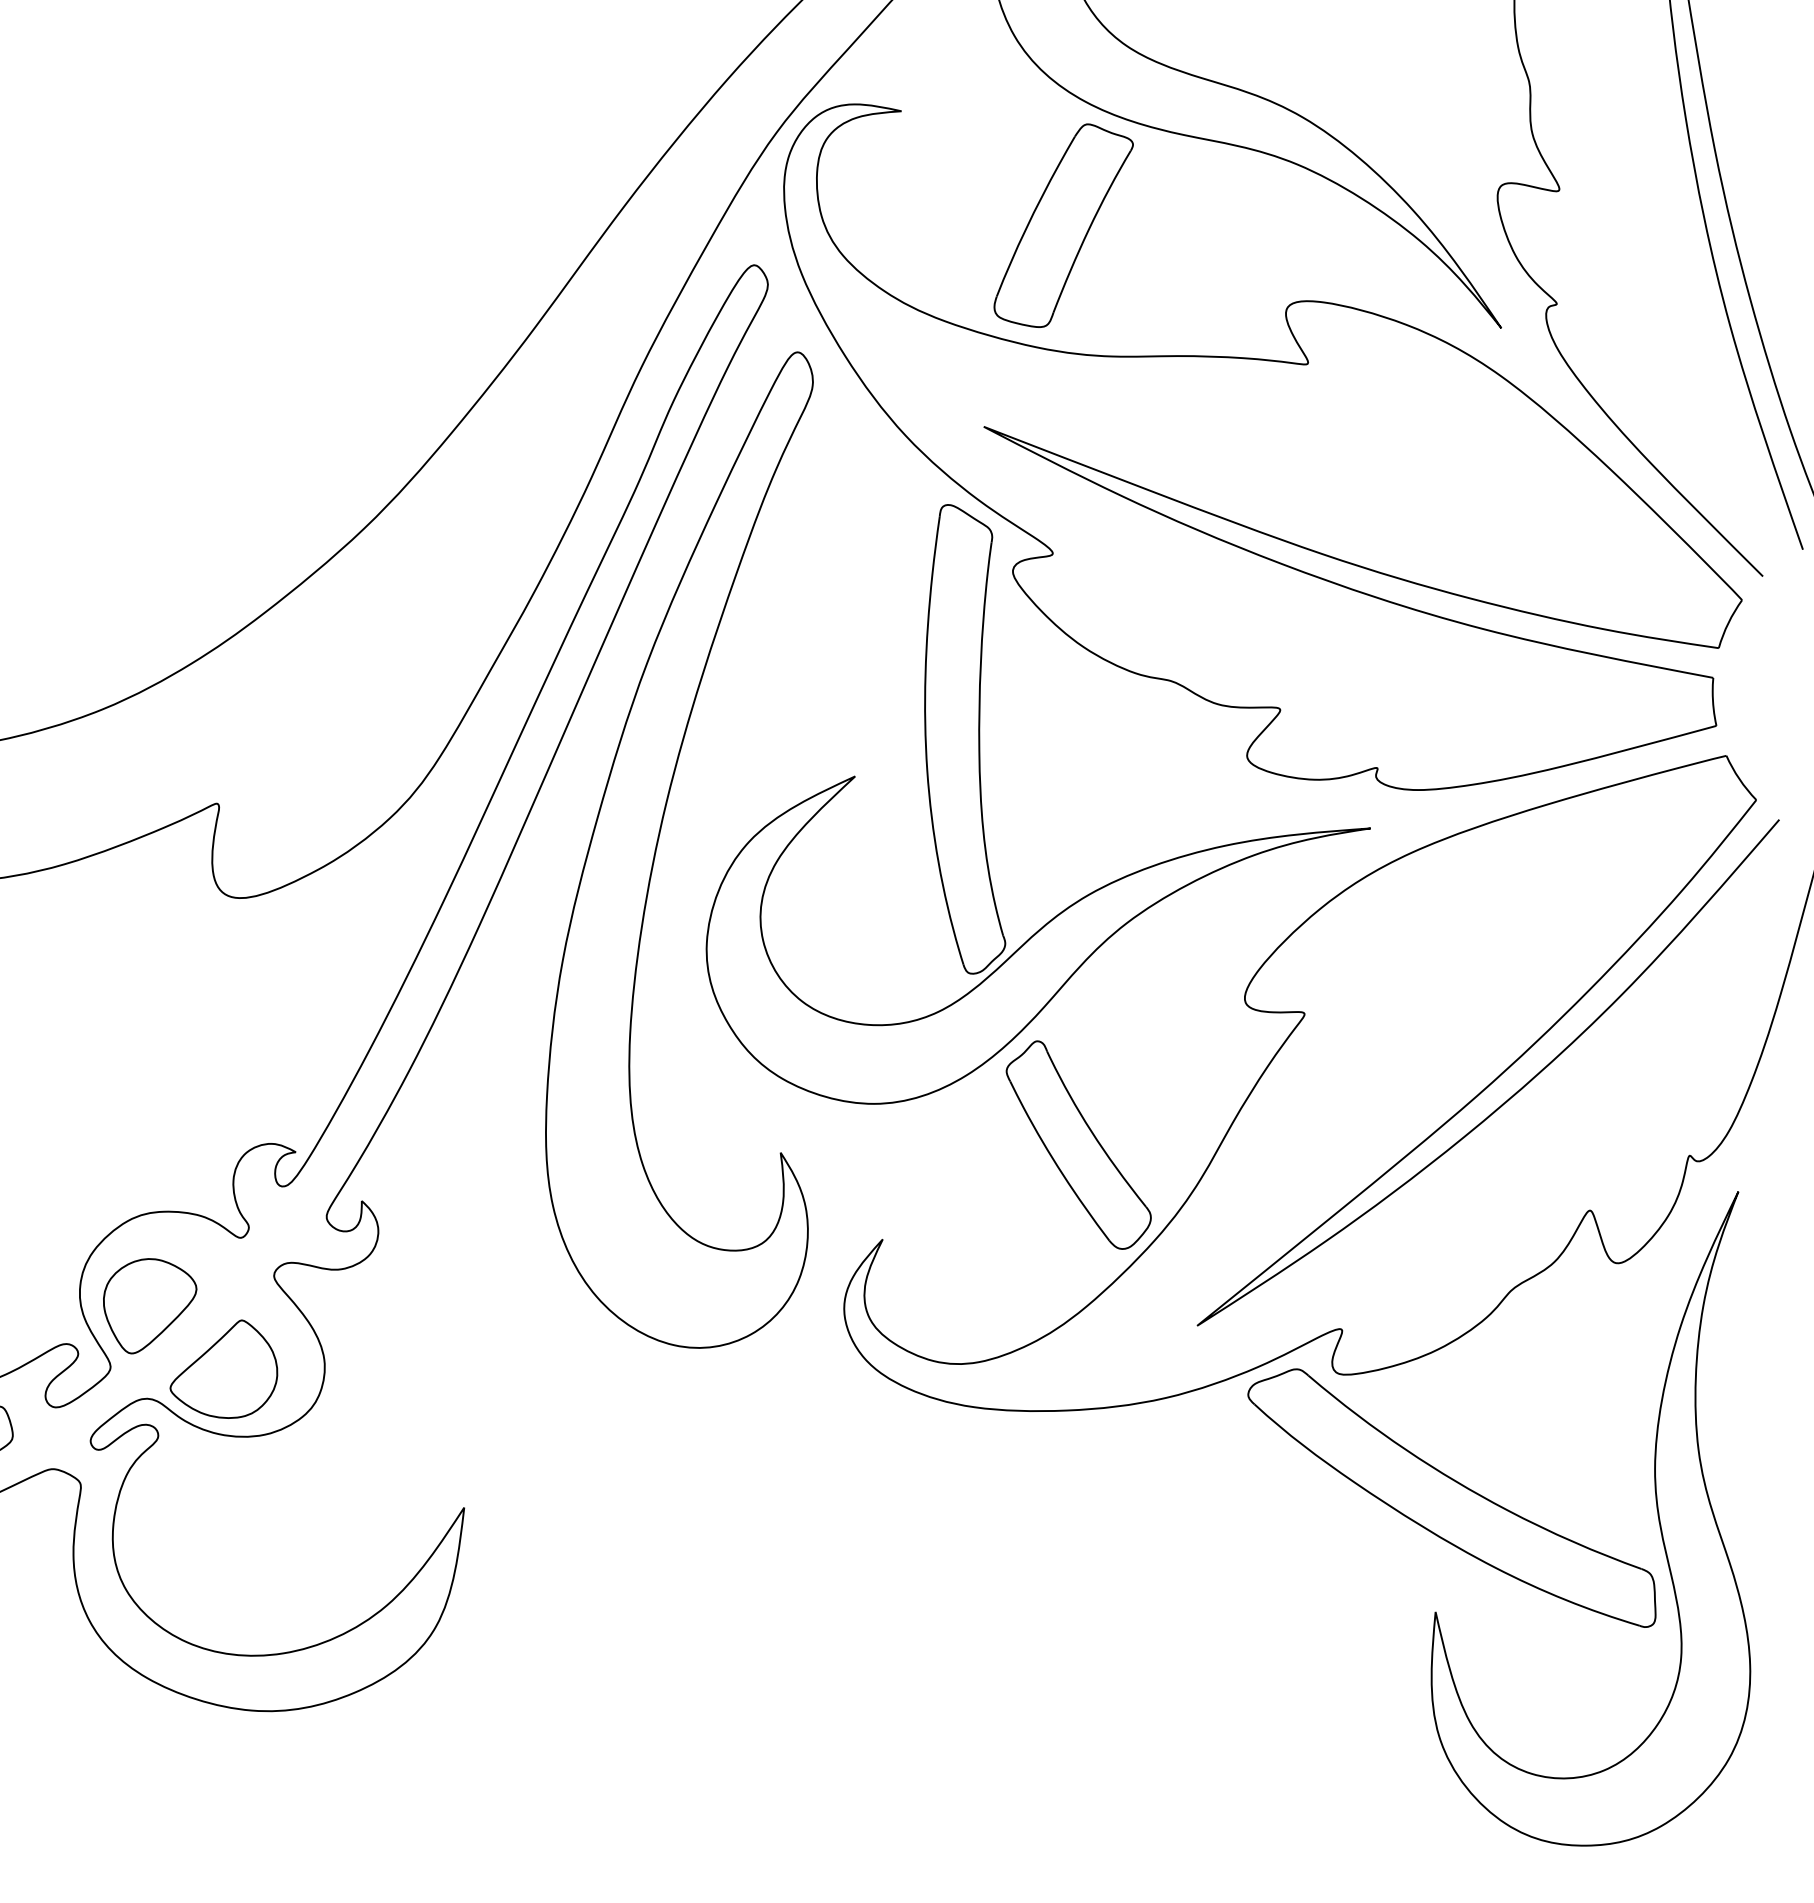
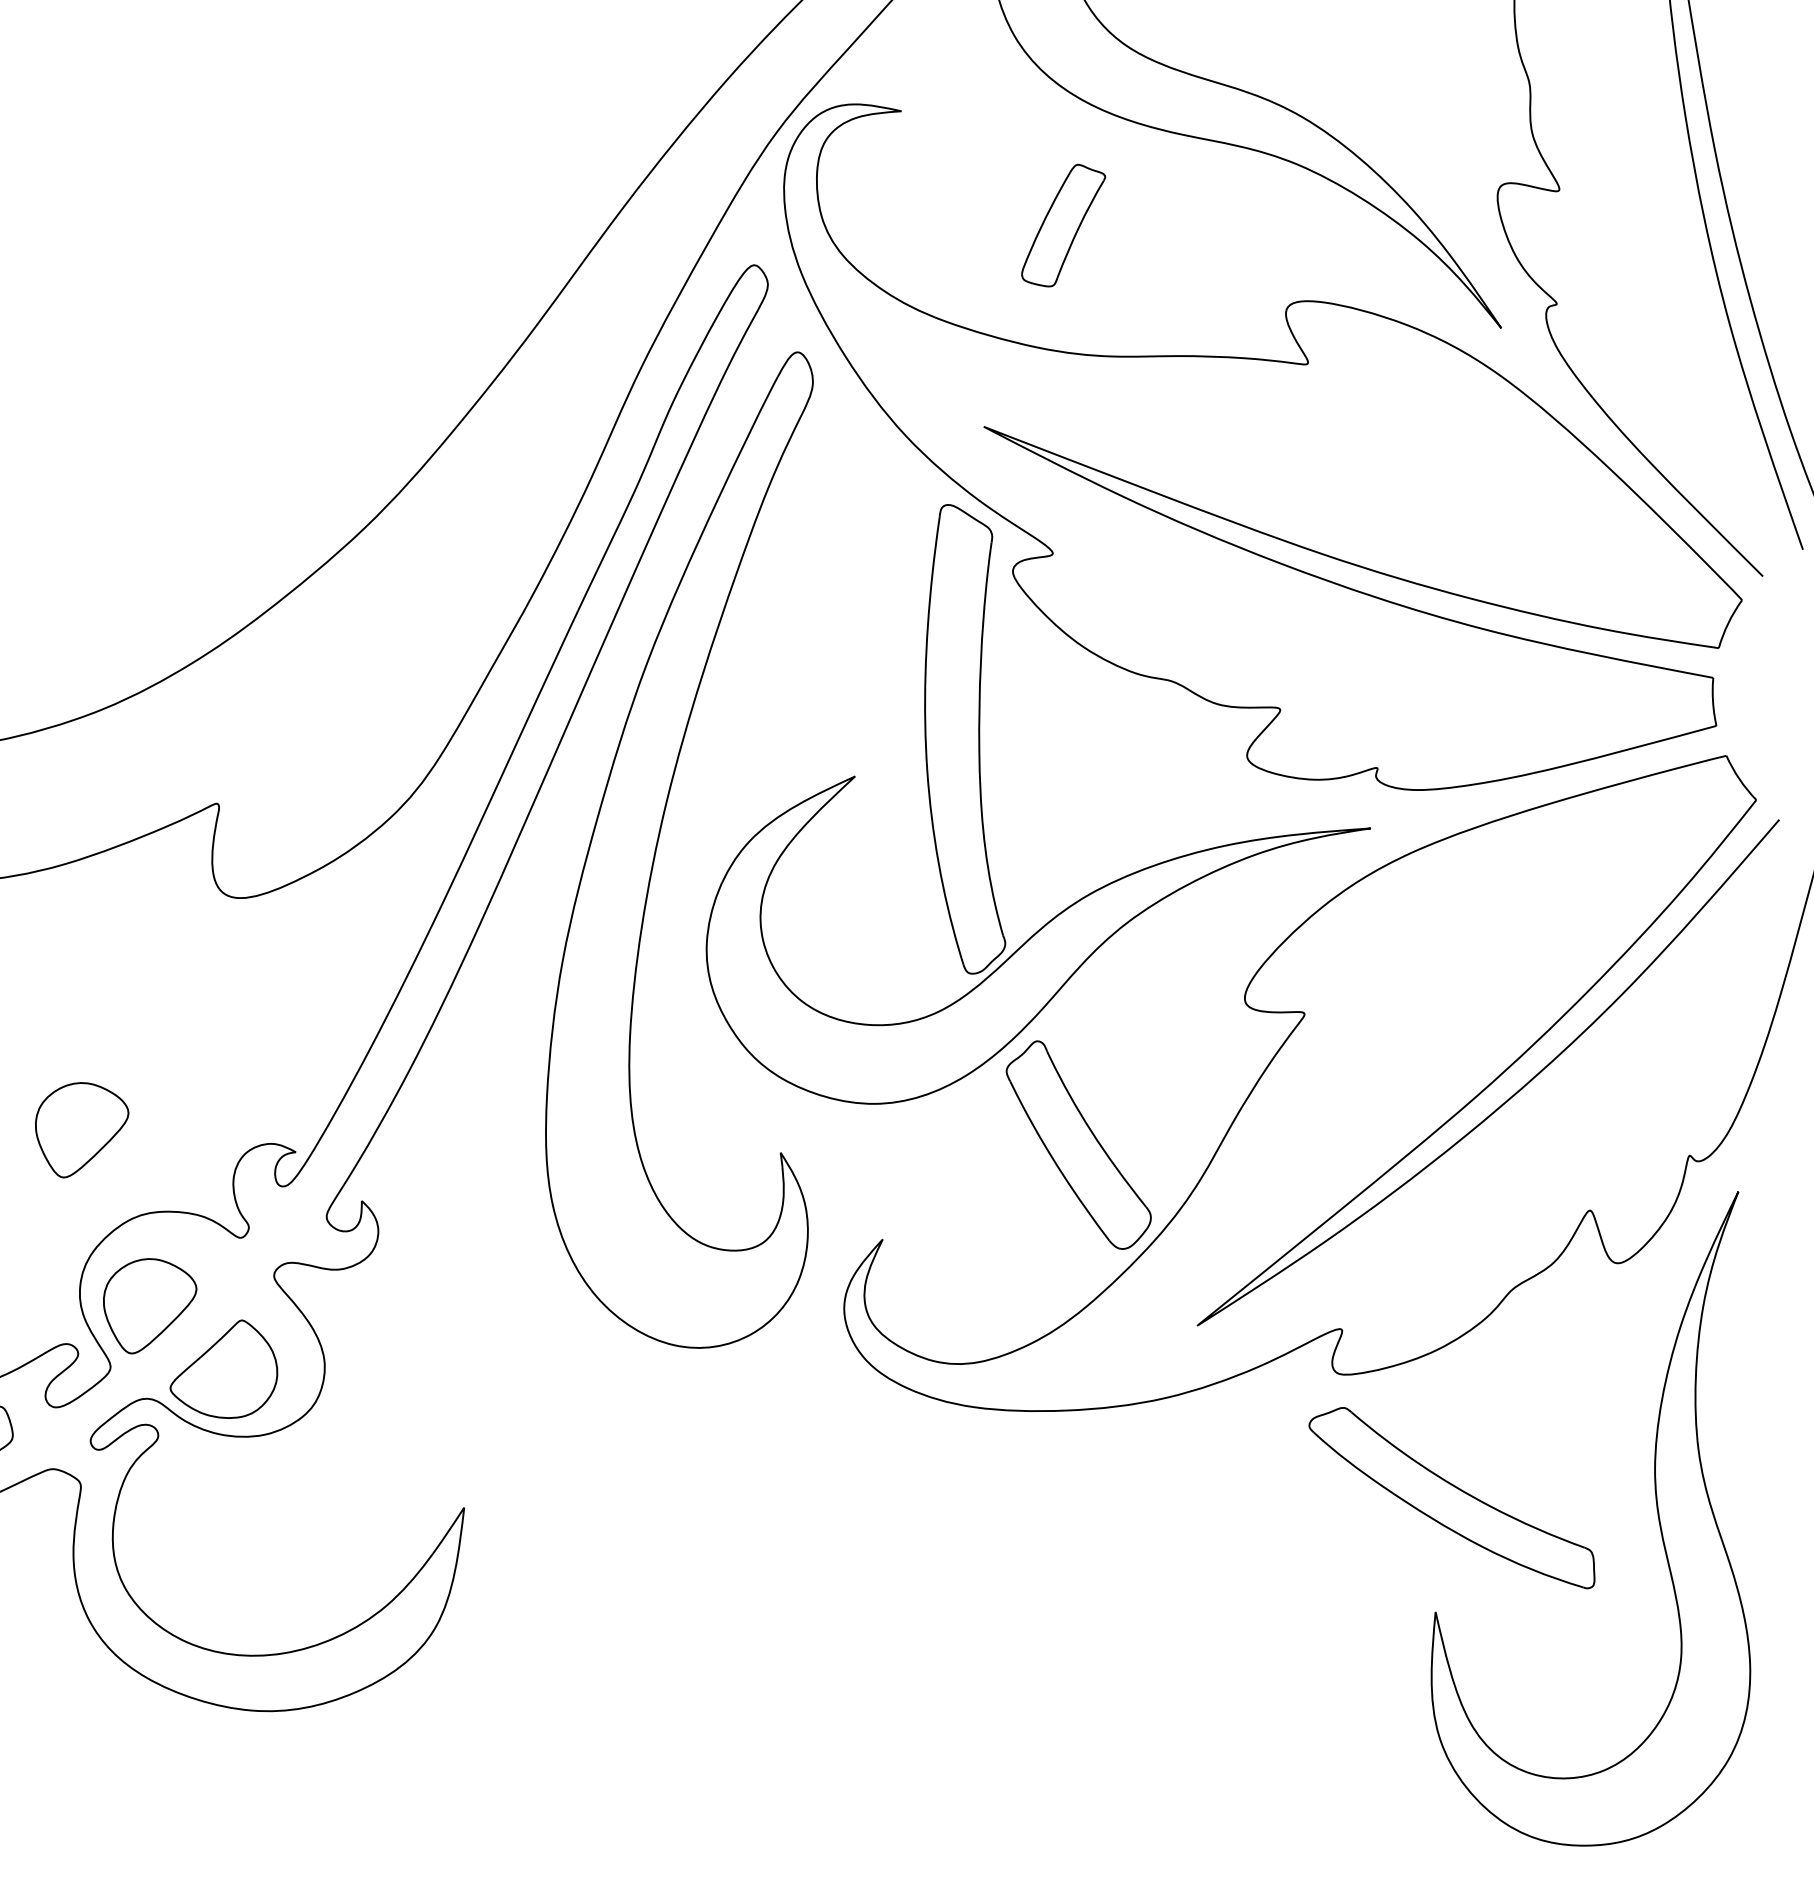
part size: 141x205 px -> 86x125 px (1063, 225)
part: none -> present (82, 1130)
part size: 410x260 px -> 288x183 px (1451, 1498)
